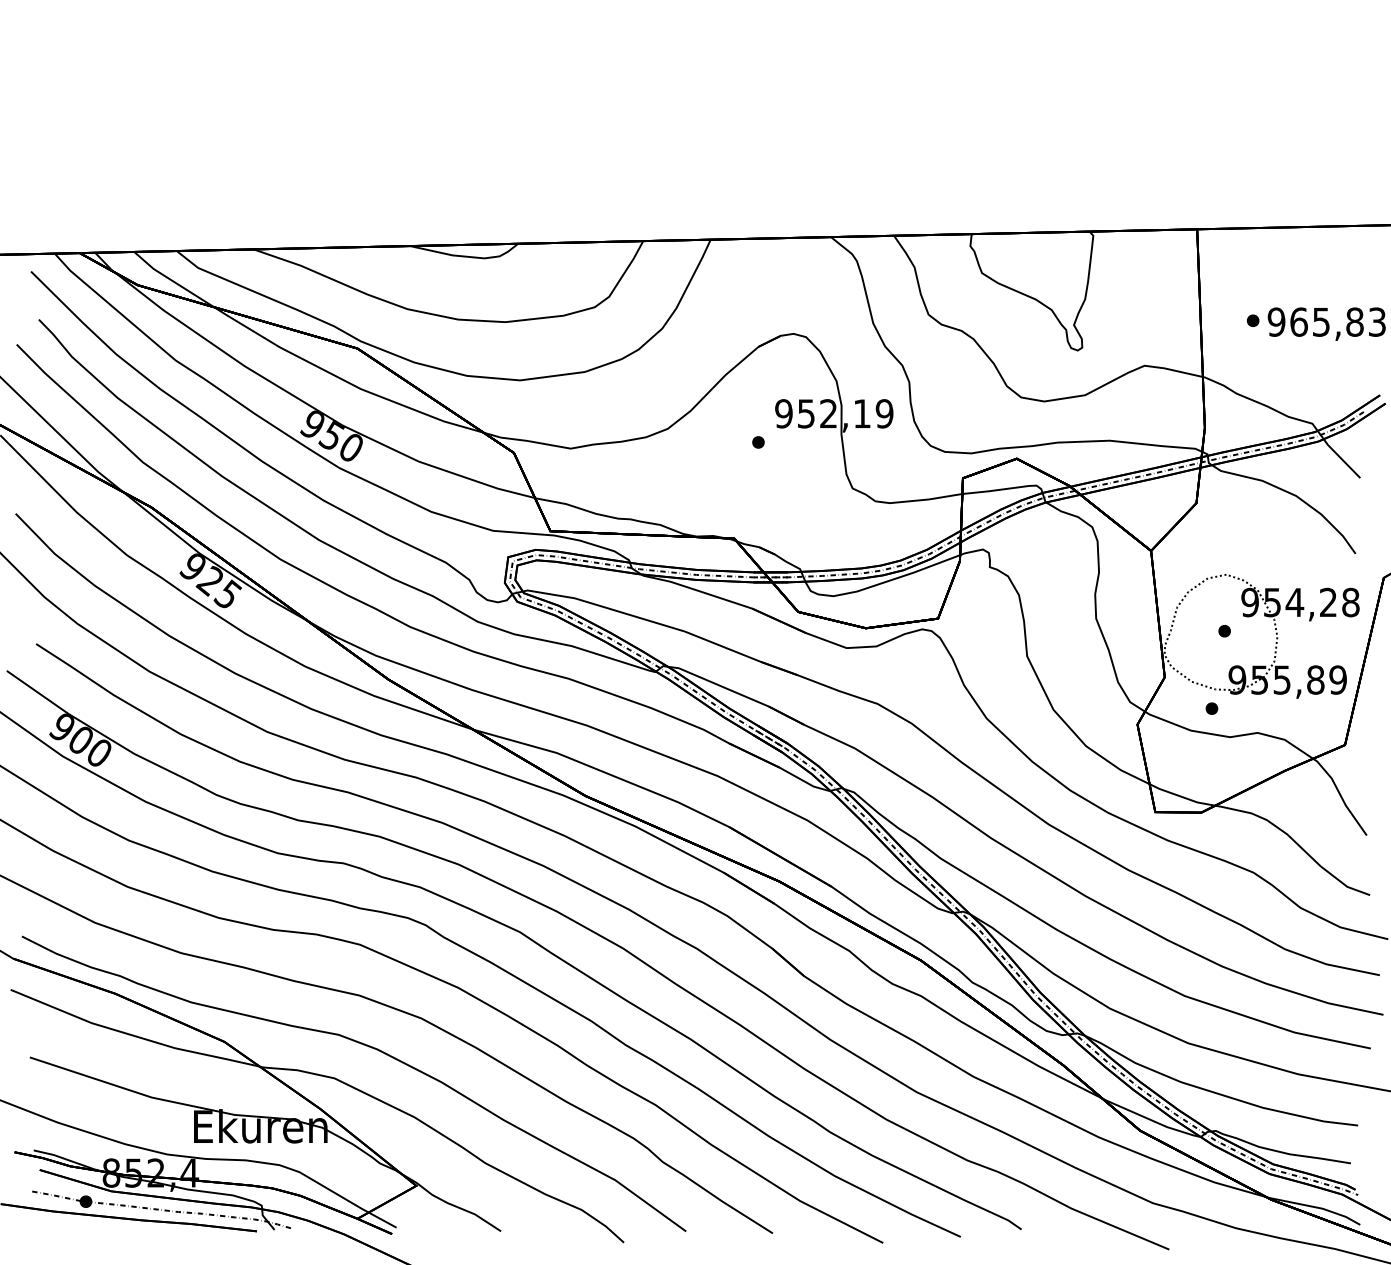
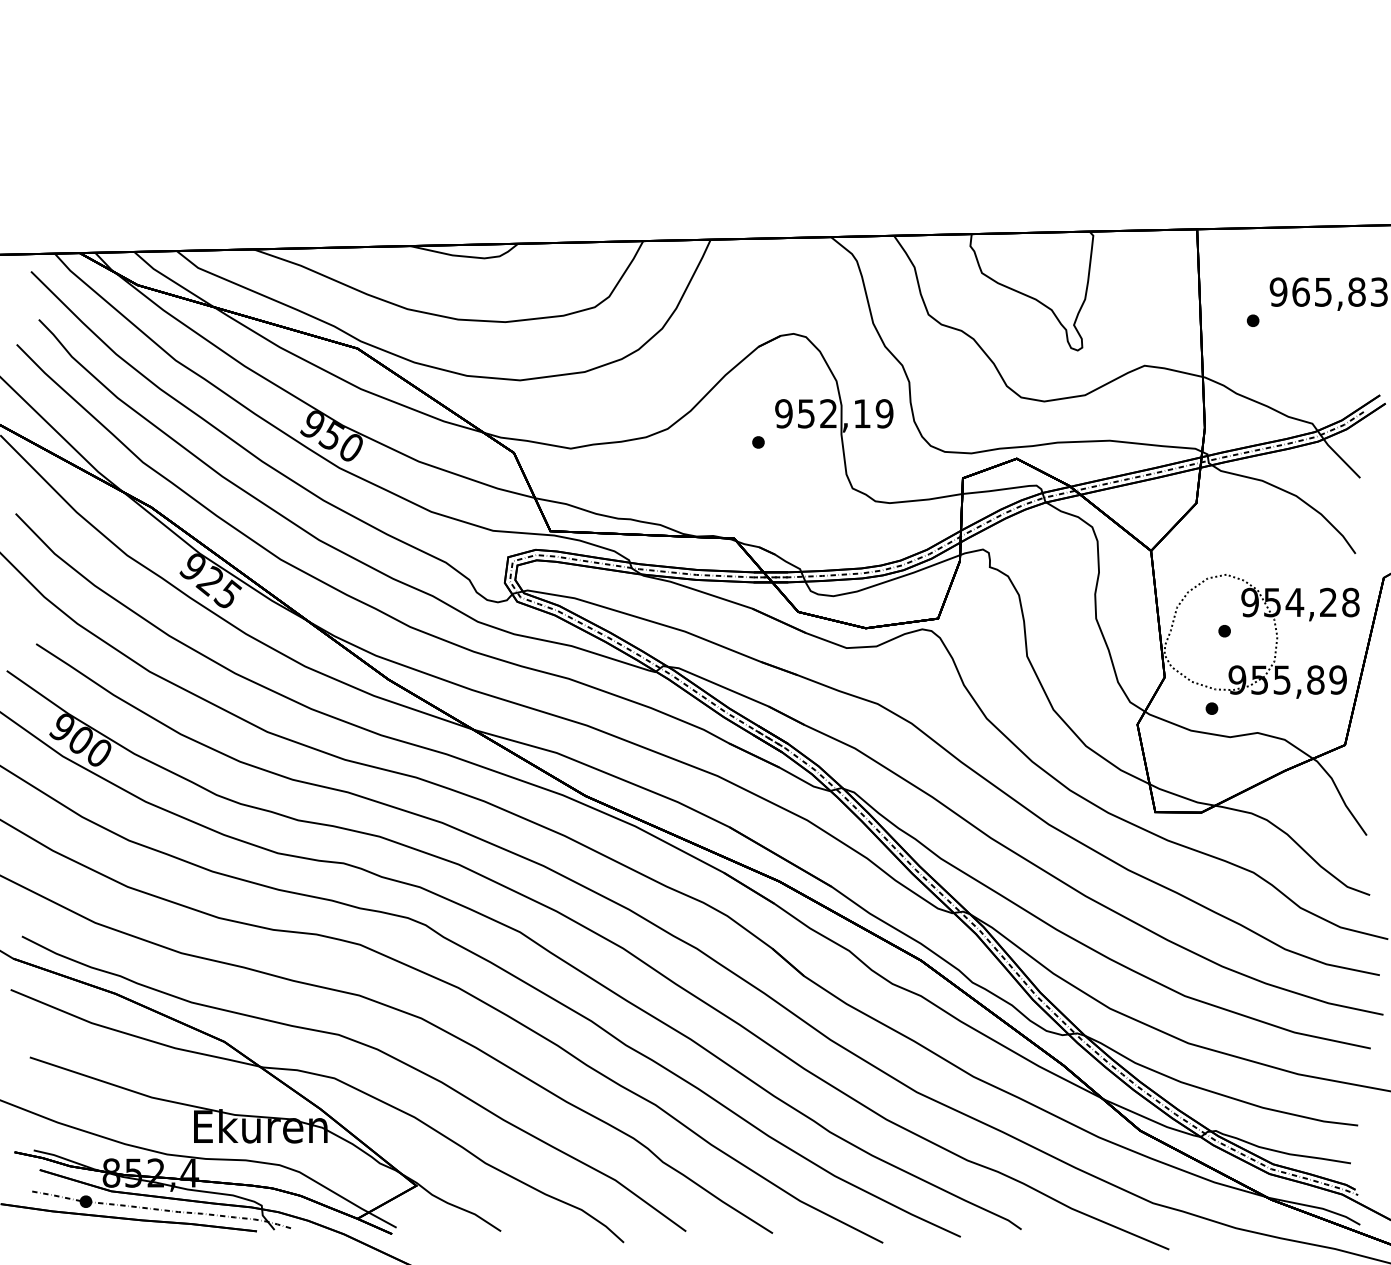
text position: (1326, 323) -> (1328, 293) (1328, 293)
